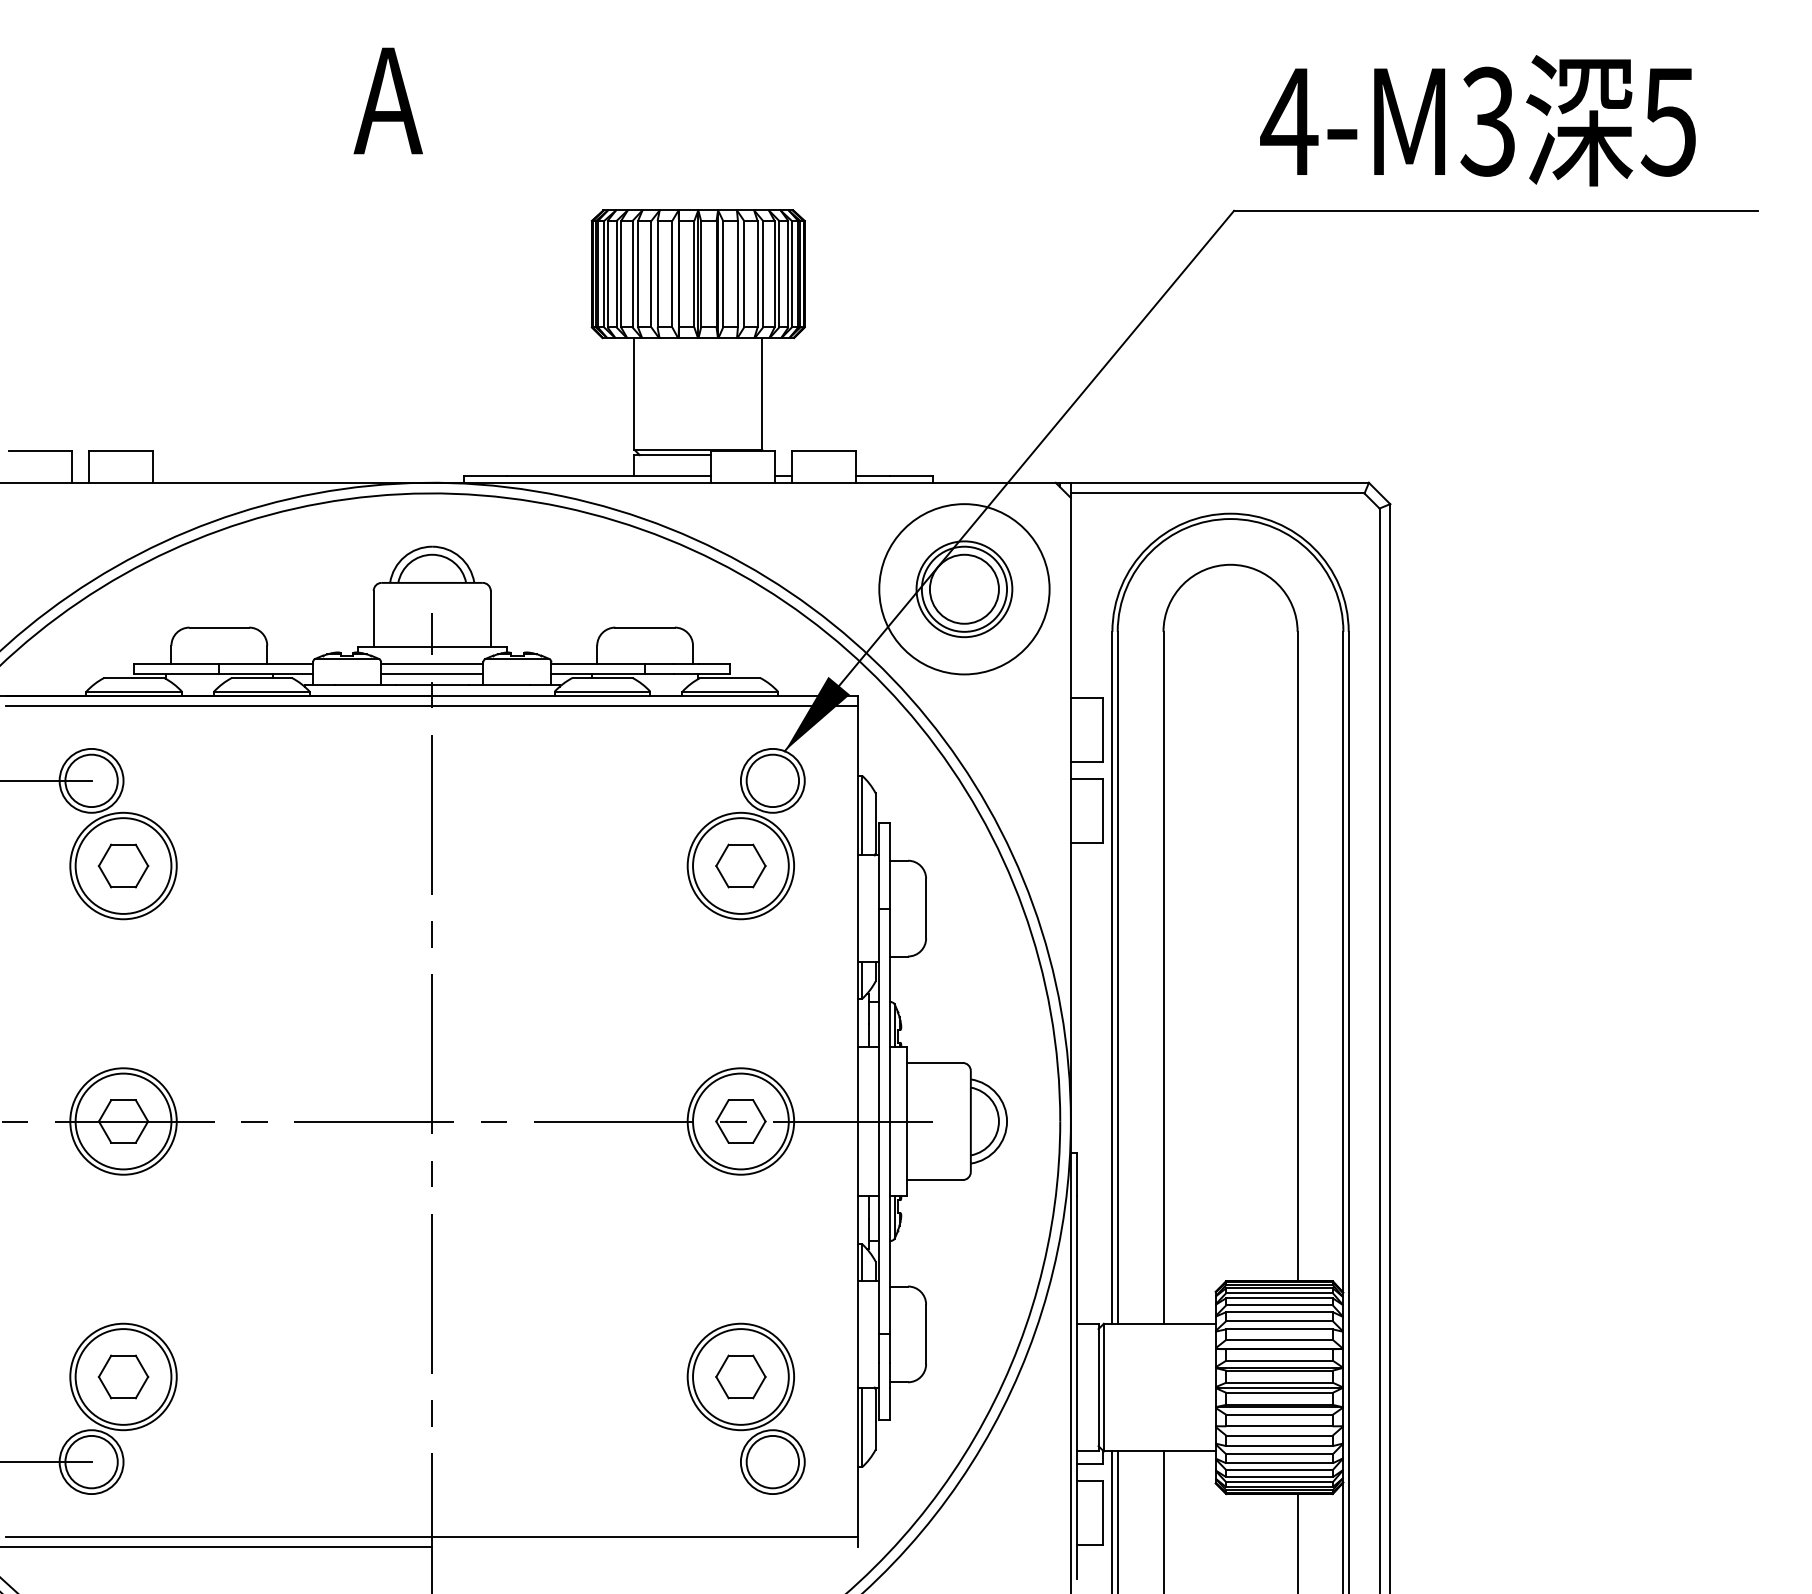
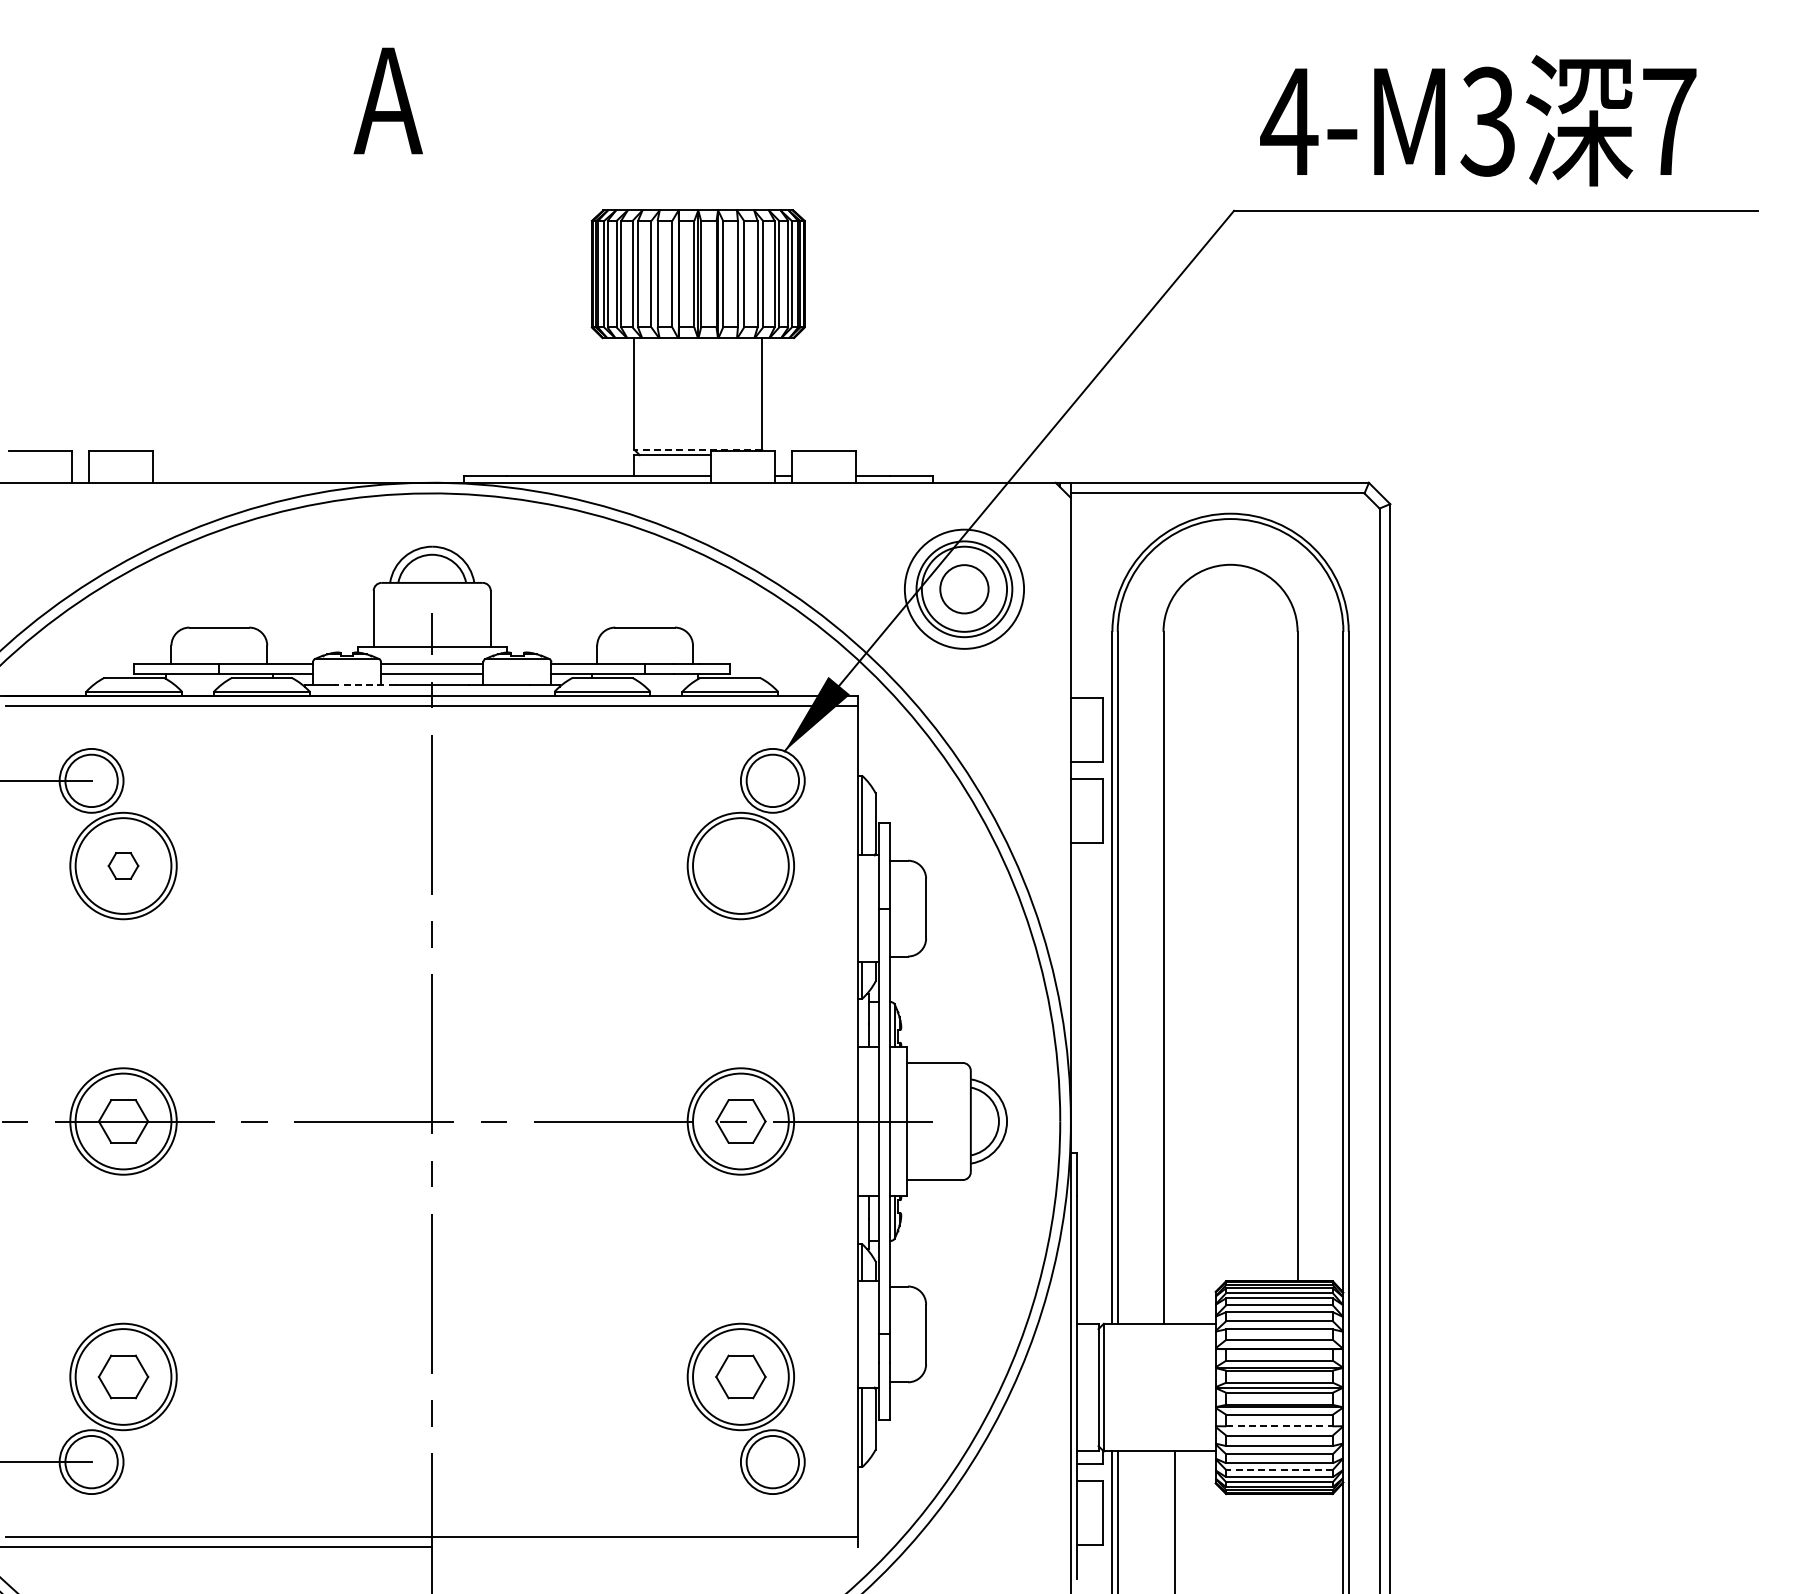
text: 5 -> 7 (1668, 122)
line: solid -> dashed (698, 449)
circle diameter: 69 px -> 48 px (964, 589)
circle diameter: 170 px -> 119 px (964, 588)
line: solid -> dashed (364, 685)
part size: 53x46 px -> 33x28 px (123, 865)
part: present -> none (740, 865)
line: solid -> dashed (1280, 1426)
line: solid -> dashed (1279, 1470)
line position: (1163, 1520) -> (1174, 1520) (1174, 1520)
line: present -> none (1297, 1542)
